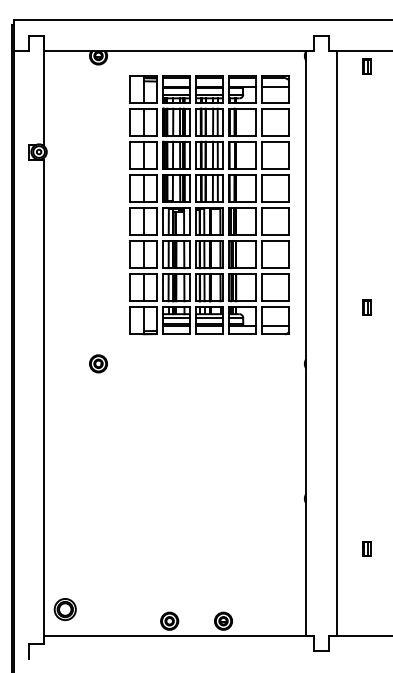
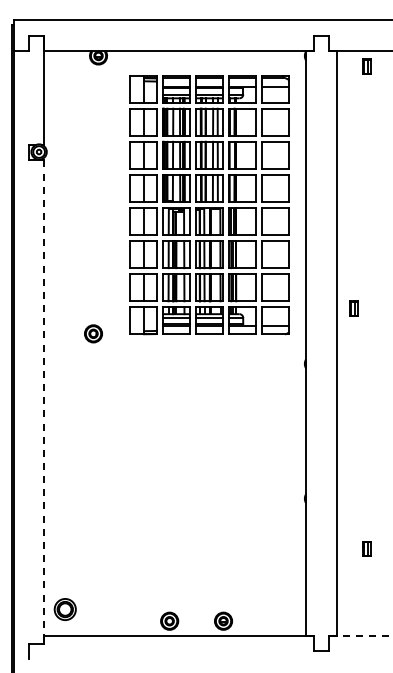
part position: (366, 307) -> (353, 308) (353, 308)
part position: (98, 363) -> (93, 333) (93, 333)
line: solid -> dashed (44, 402)
line: solid -> dashed (360, 635)
